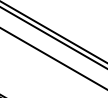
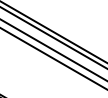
line: none -> present (53, 49)
